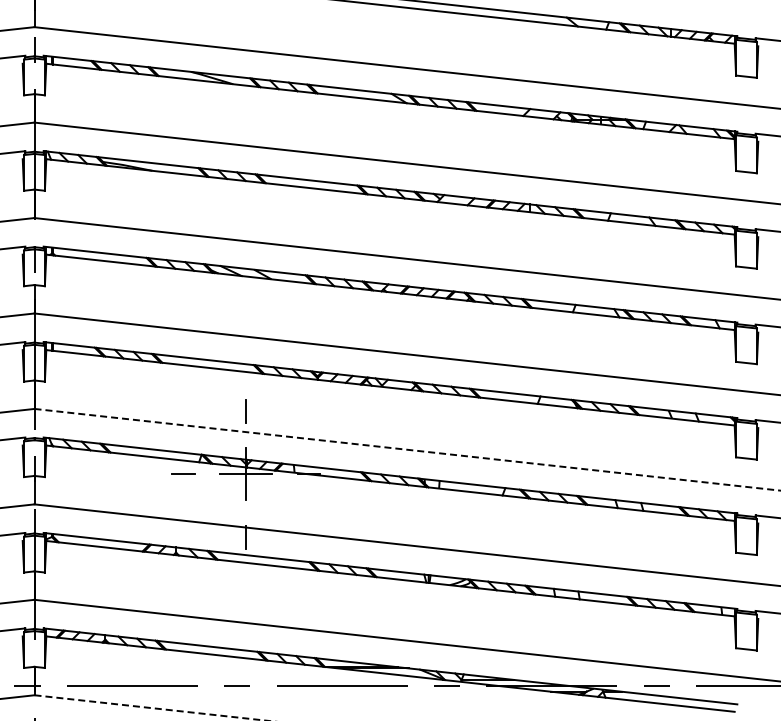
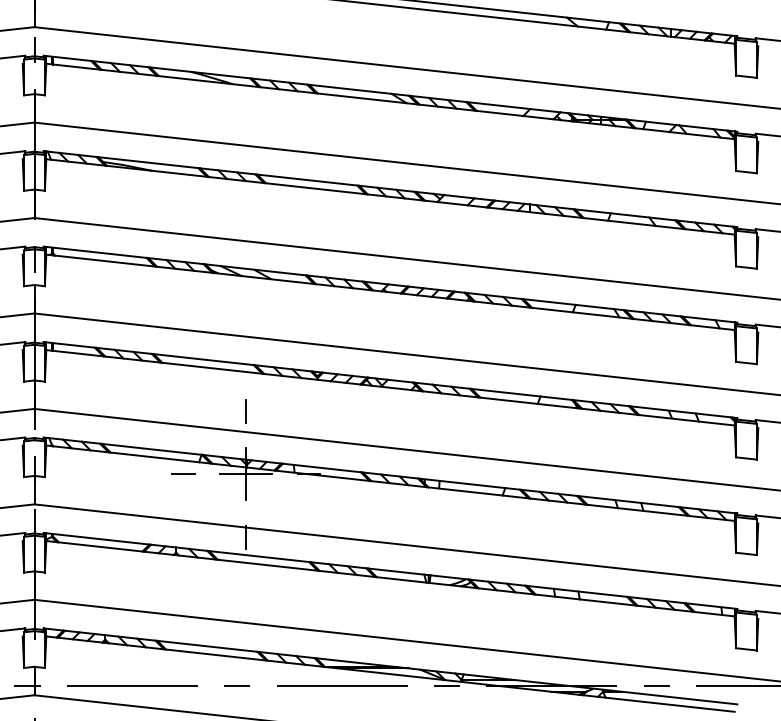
line: dashed -> solid (408, 449)
line: dashed -> solid (151, 708)
